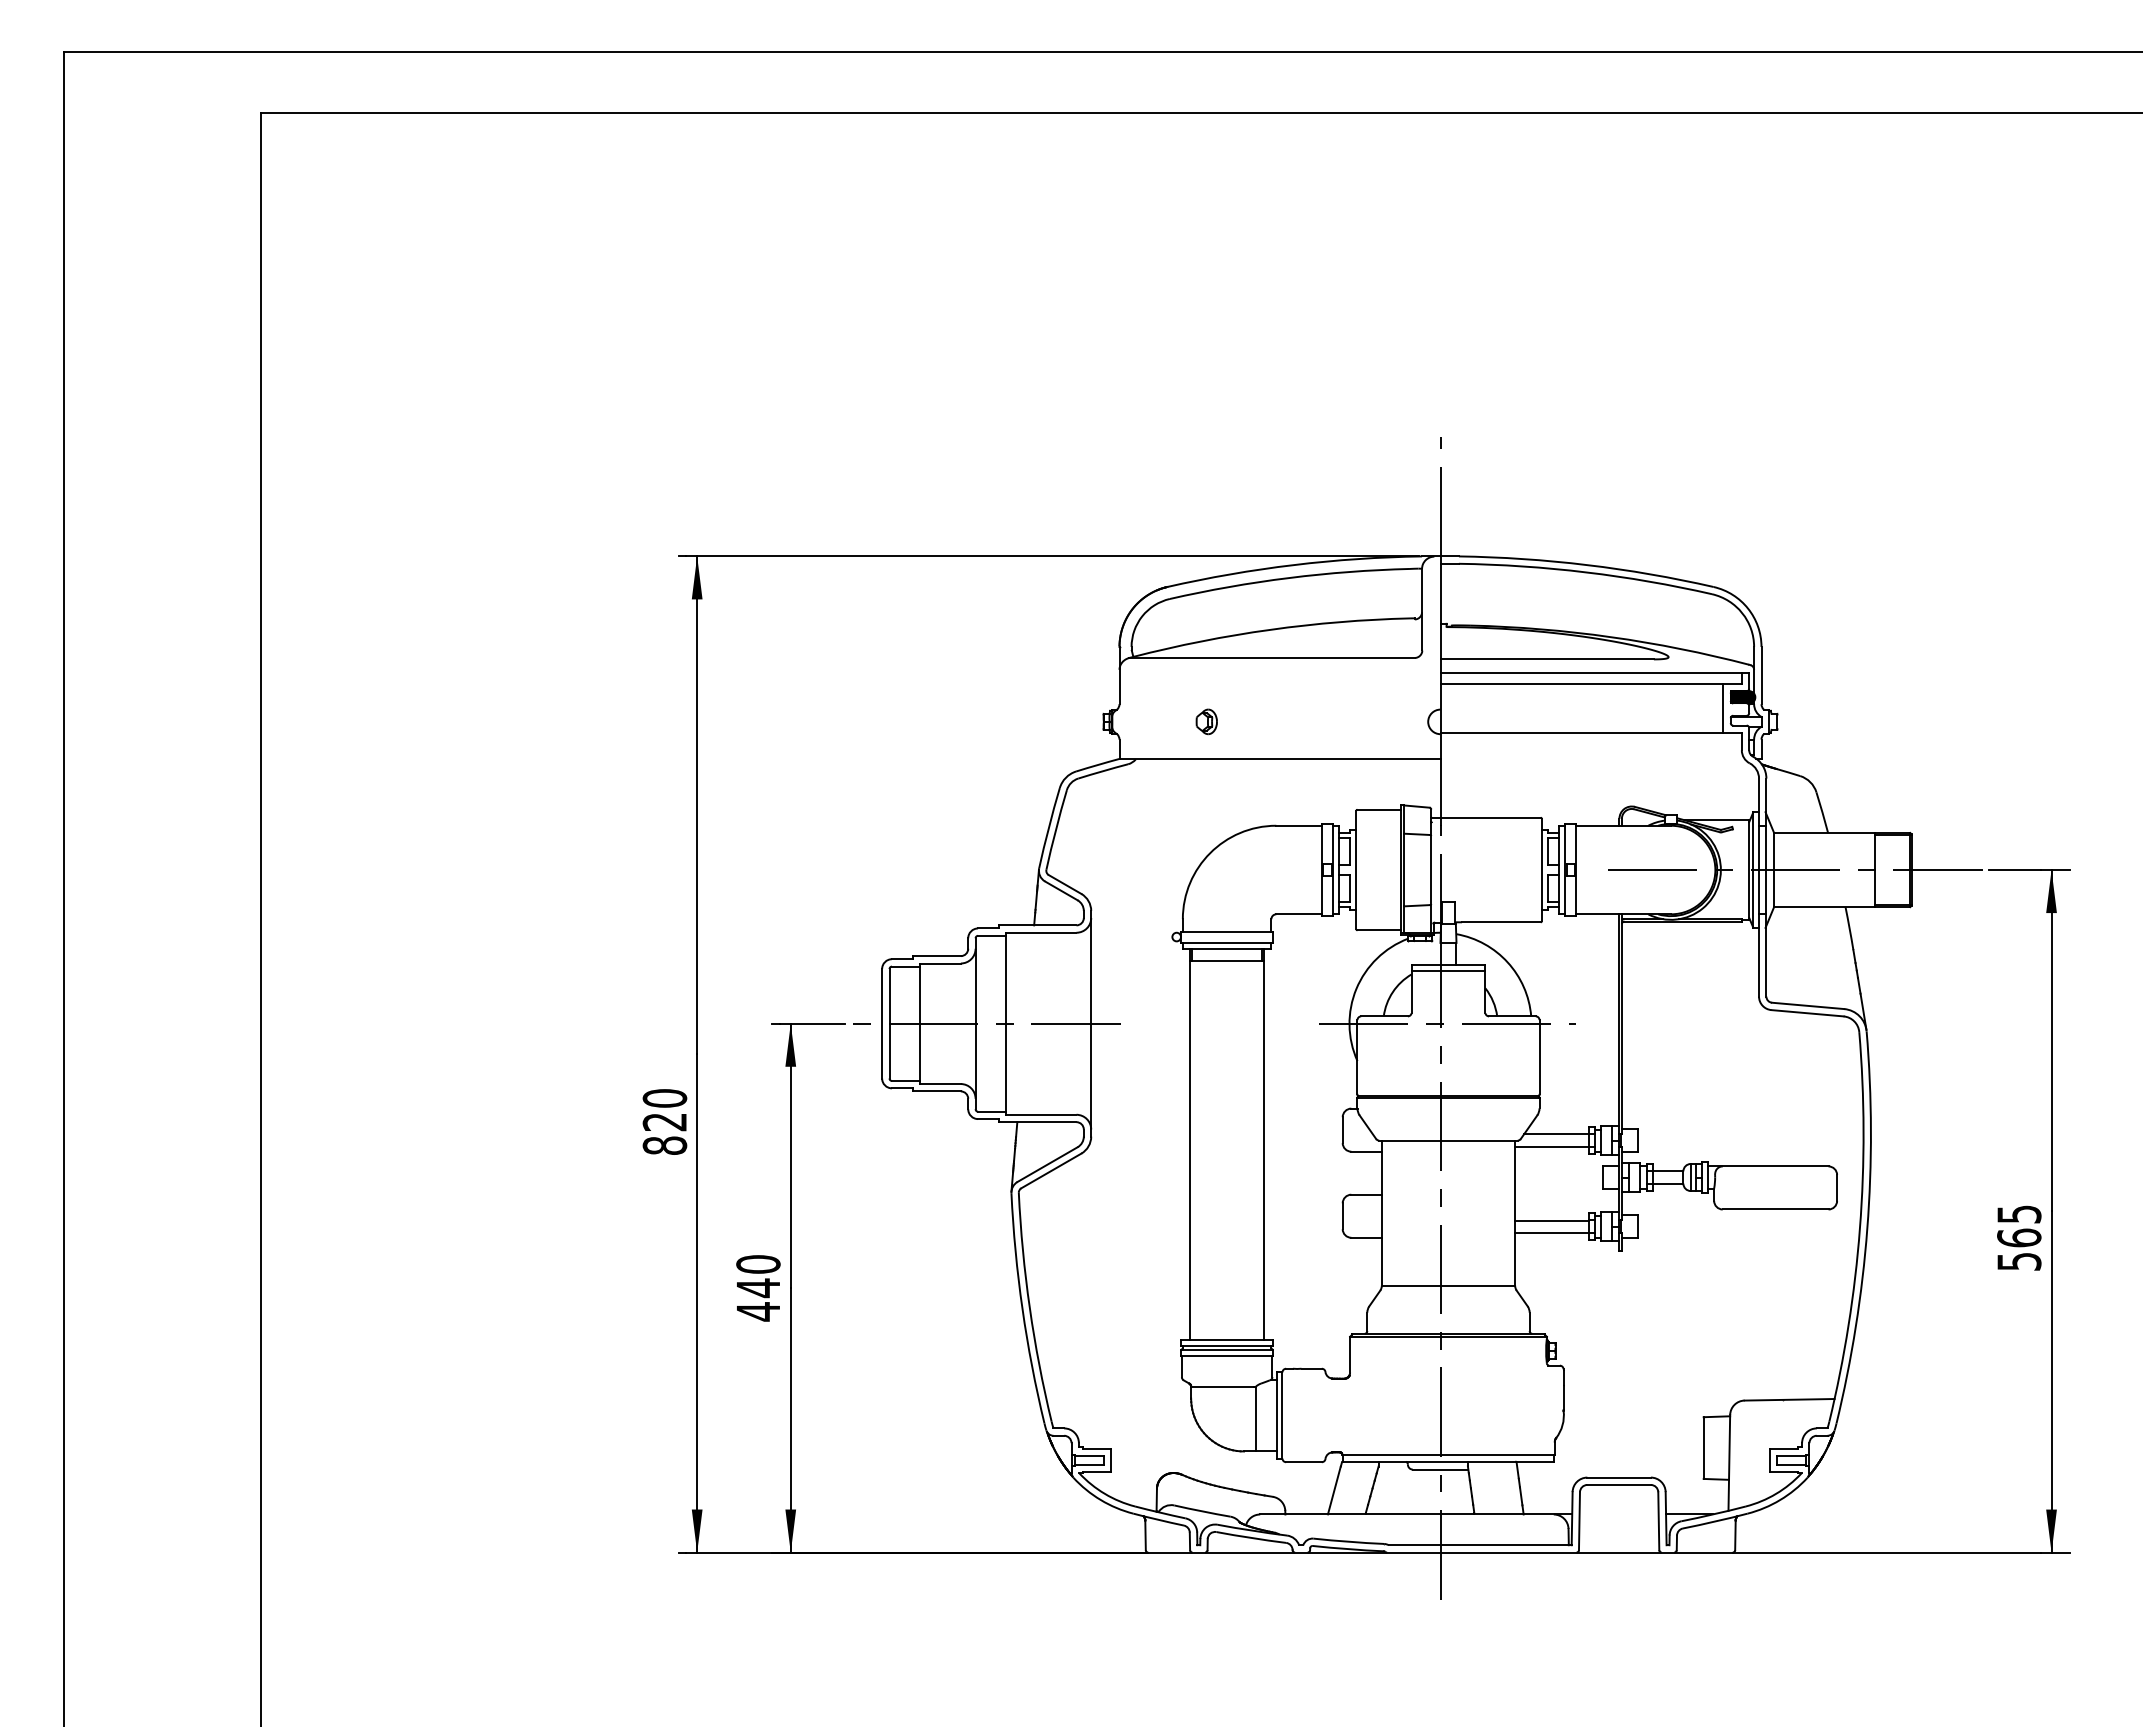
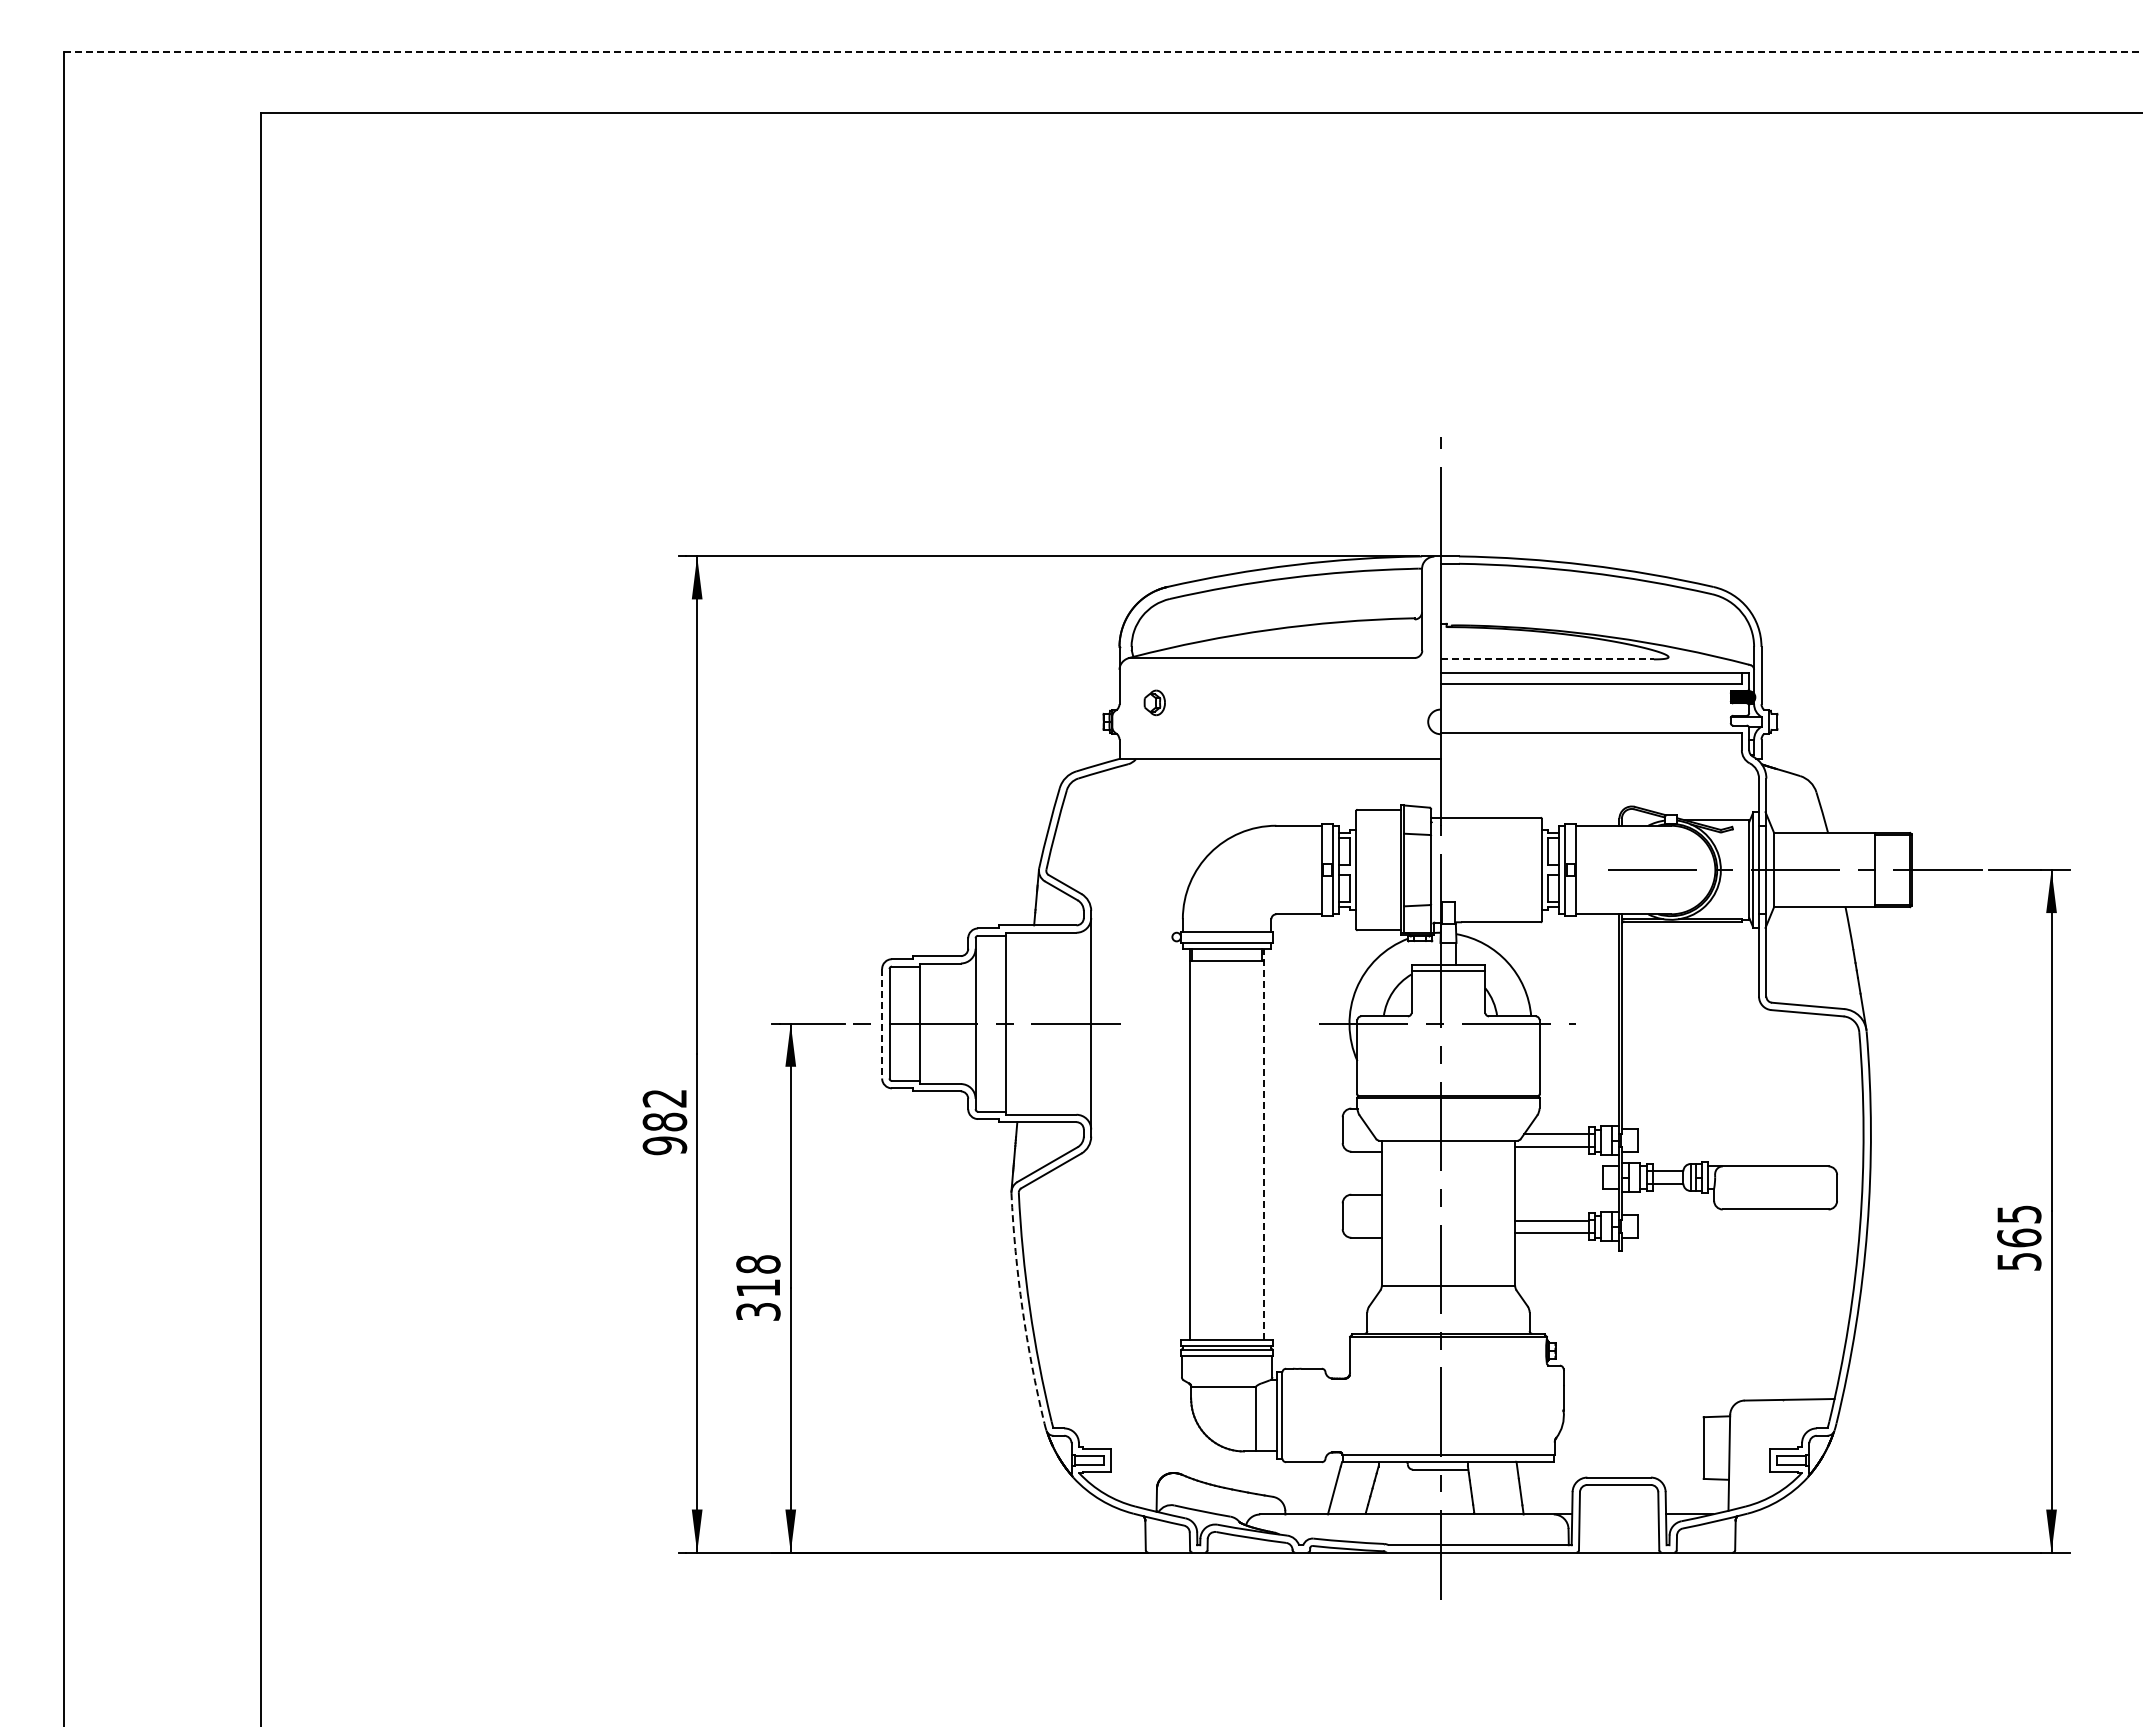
line: solid -> dashed (1103, 51)
line: solid -> dashed (1547, 659)
line: present -> none (1723, 707)
part position: (1206, 721) -> (1154, 702) (1154, 702)
line: solid -> dashed (882, 1023)
text: 820 -> 982 (664, 1122)
line: solid -> dashed (1264, 1144)
text: 440 -> 318 (758, 1288)
arc: solid -> dashed (1022, 1309)
